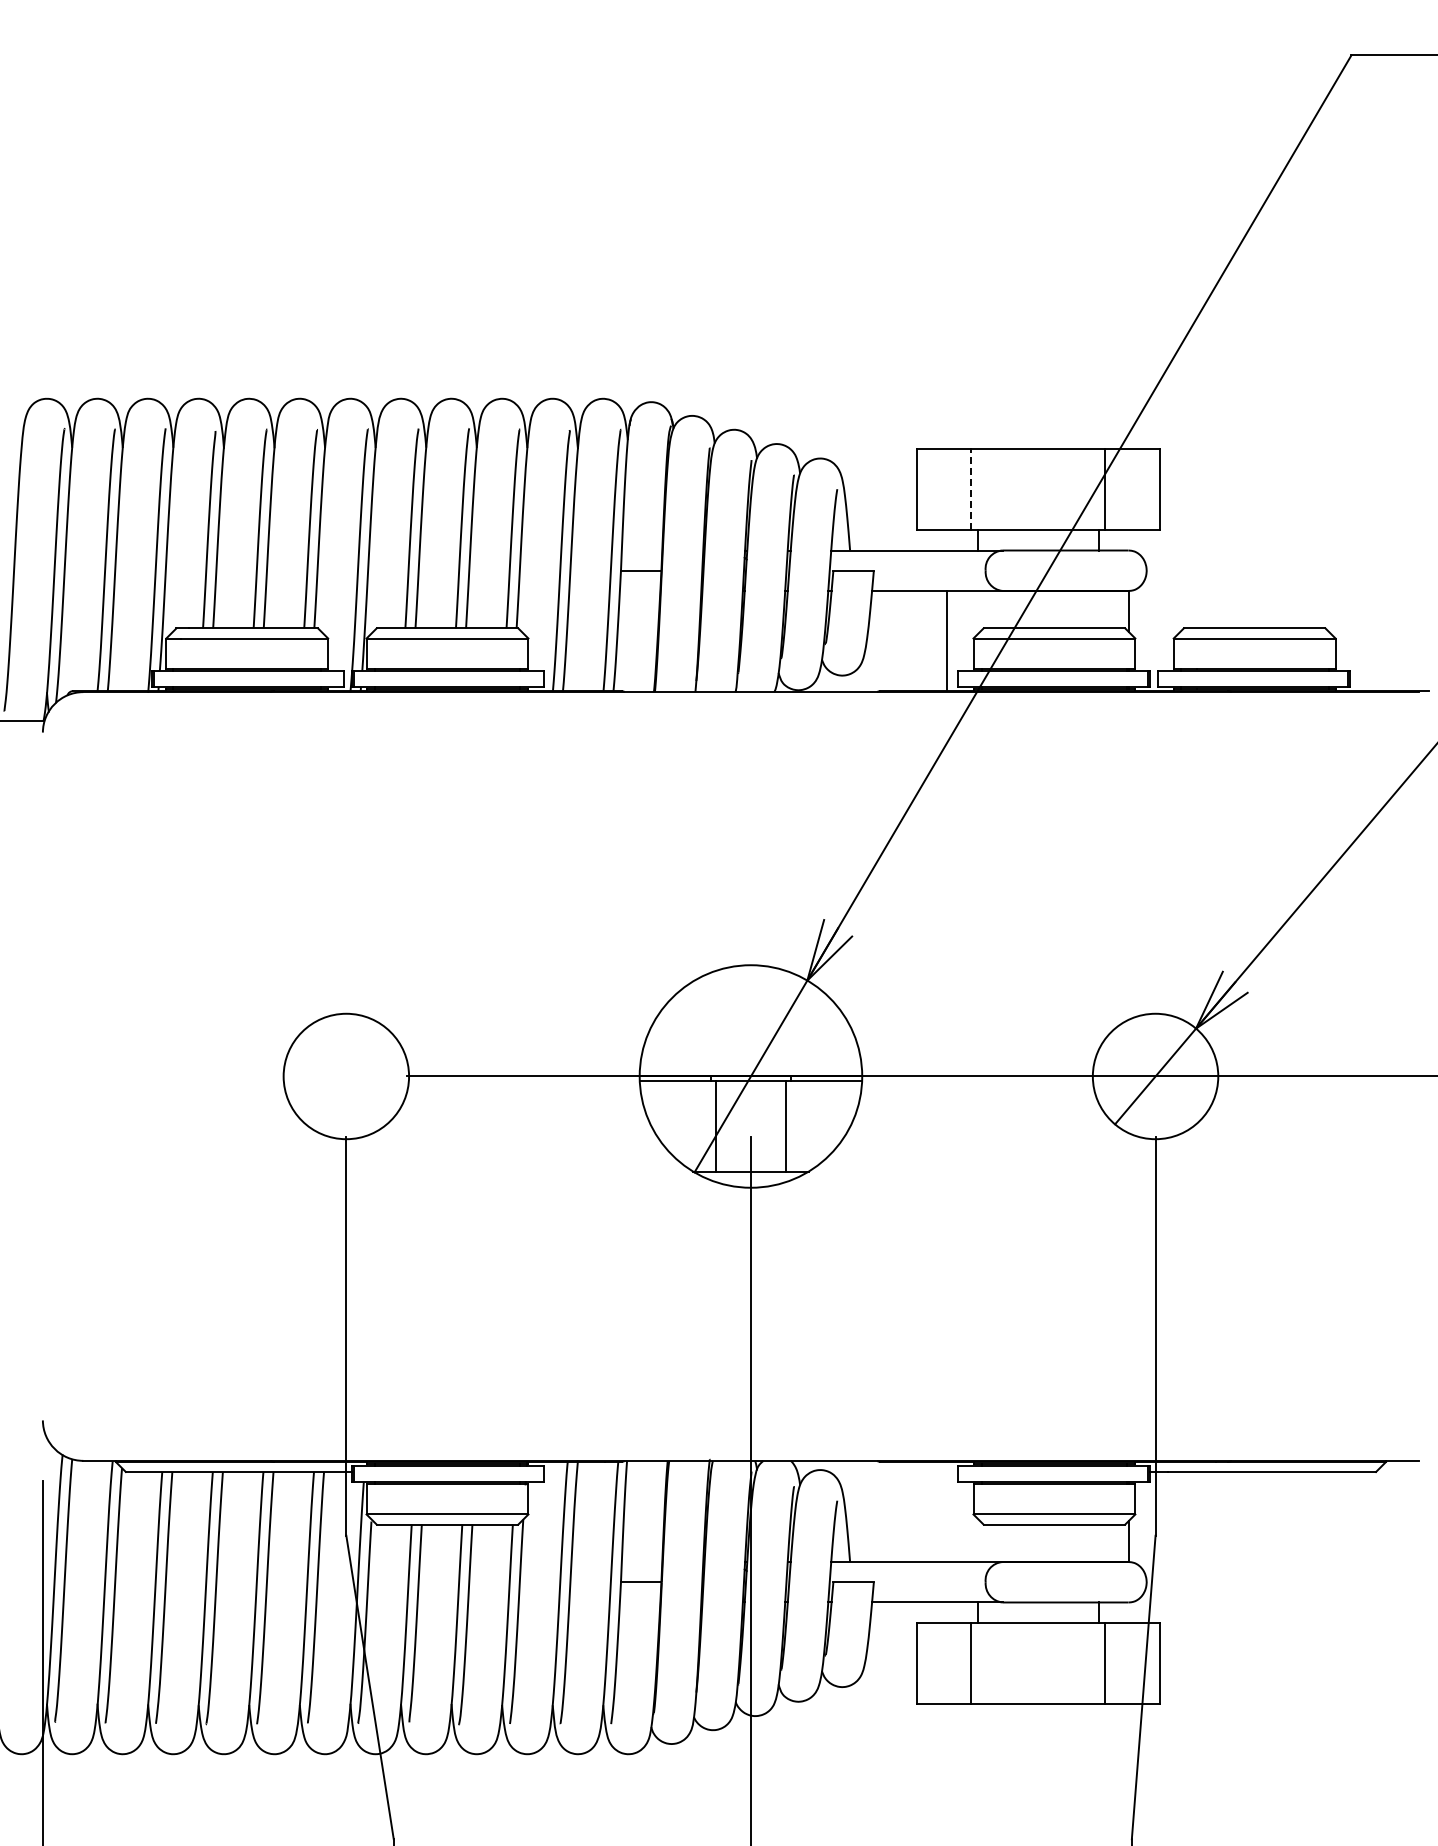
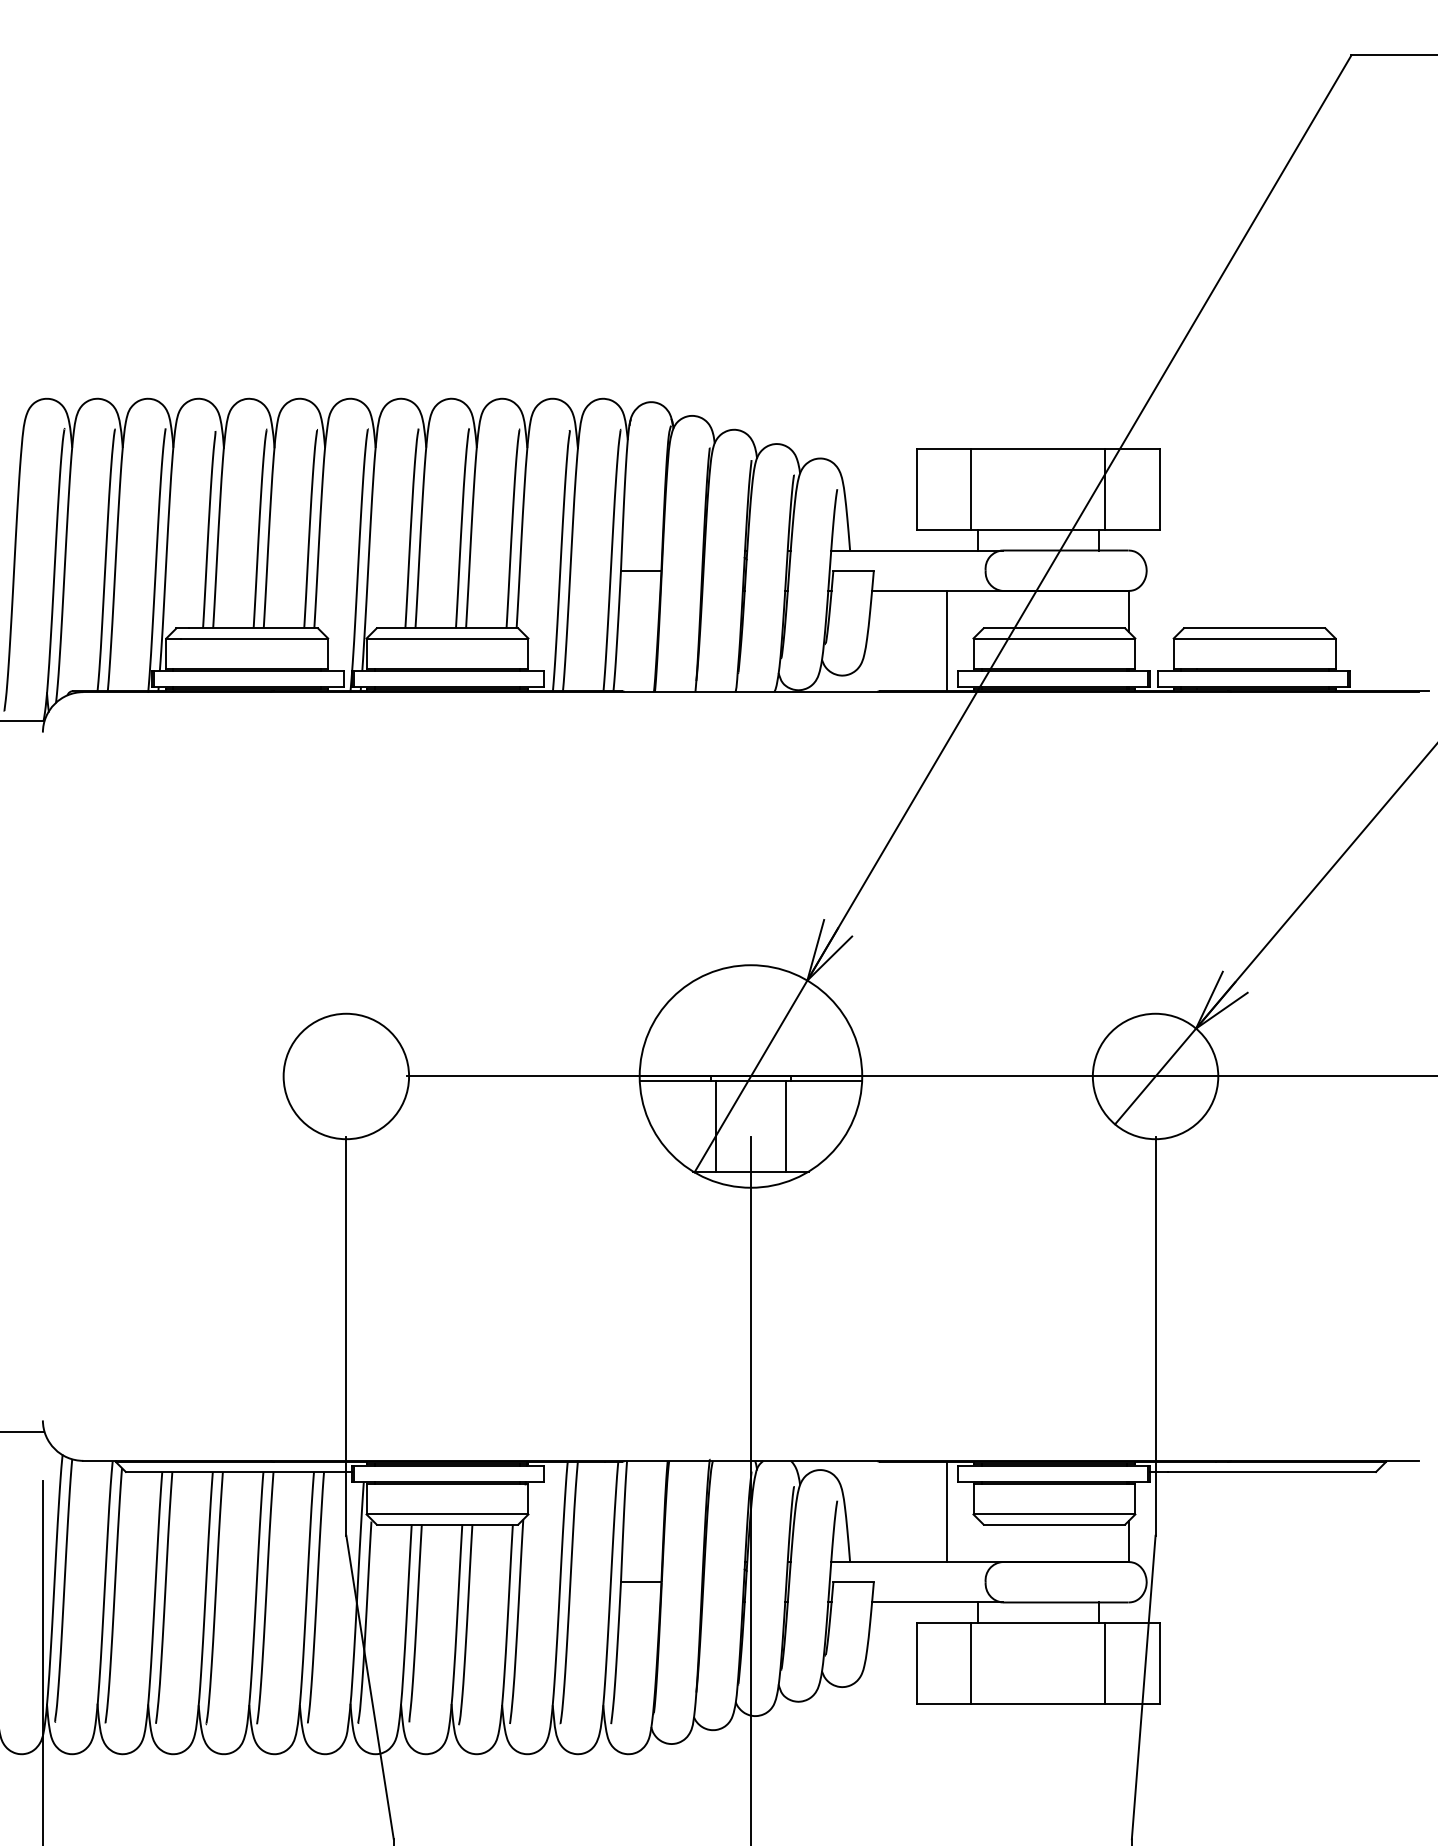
line: dashed -> solid (971, 489)
line: none -> present (23, 1431)
line: none -> present (947, 1511)
